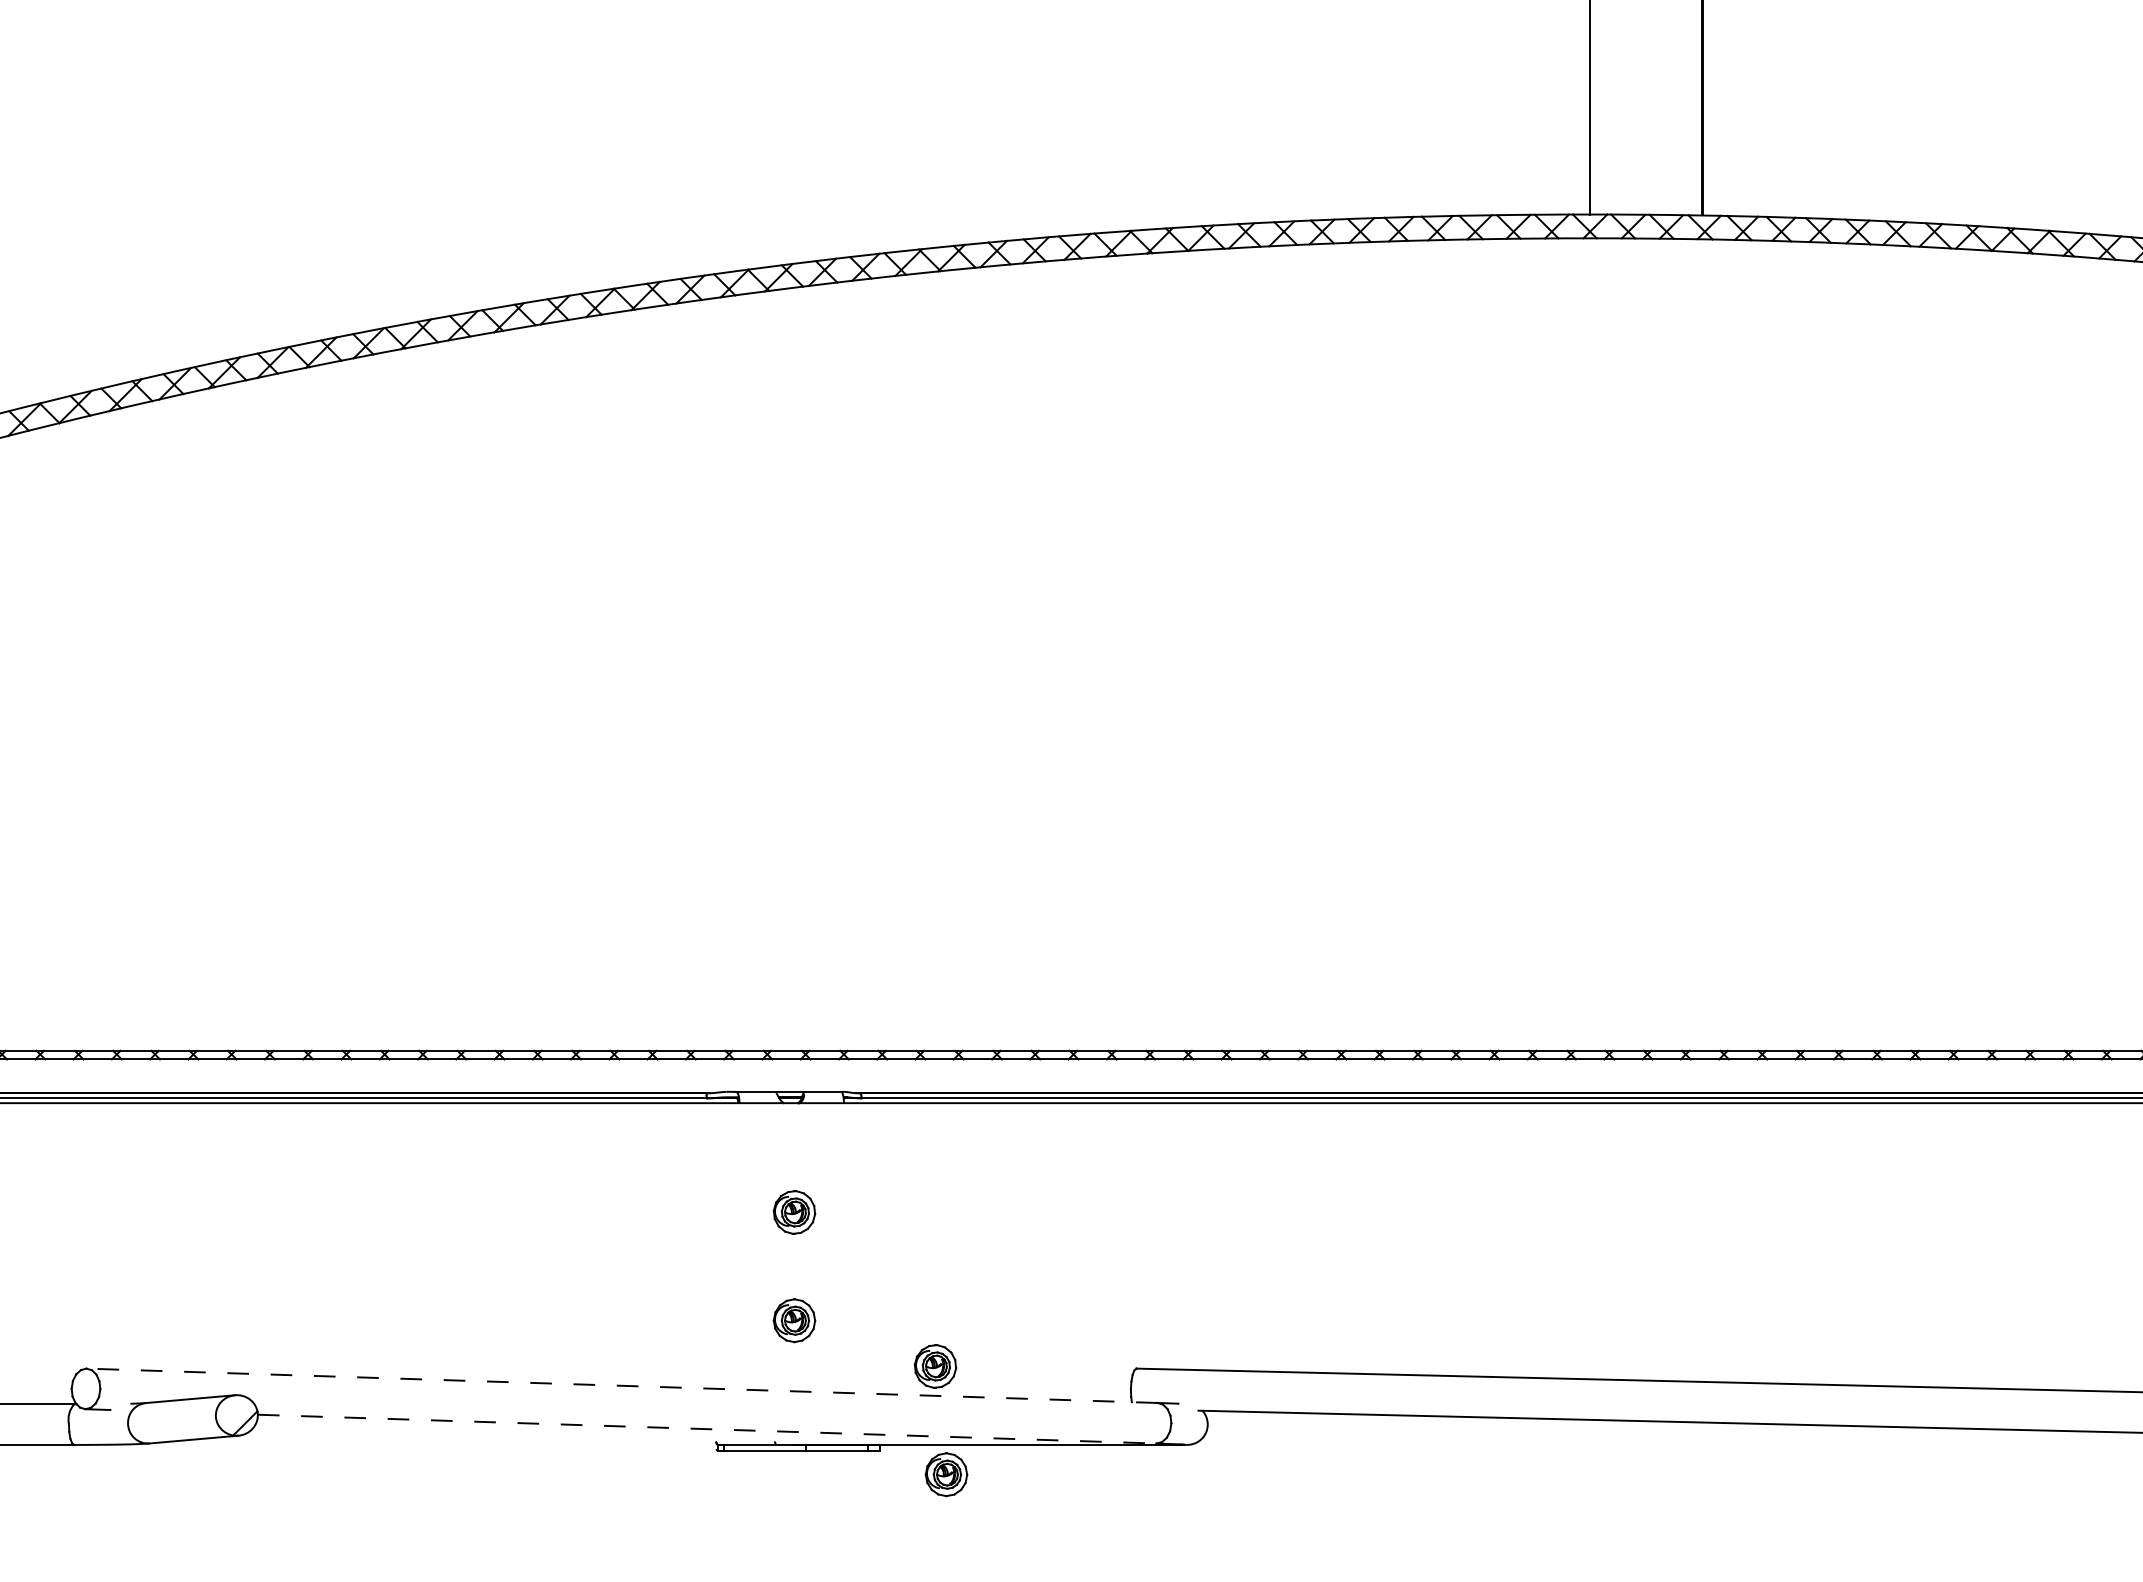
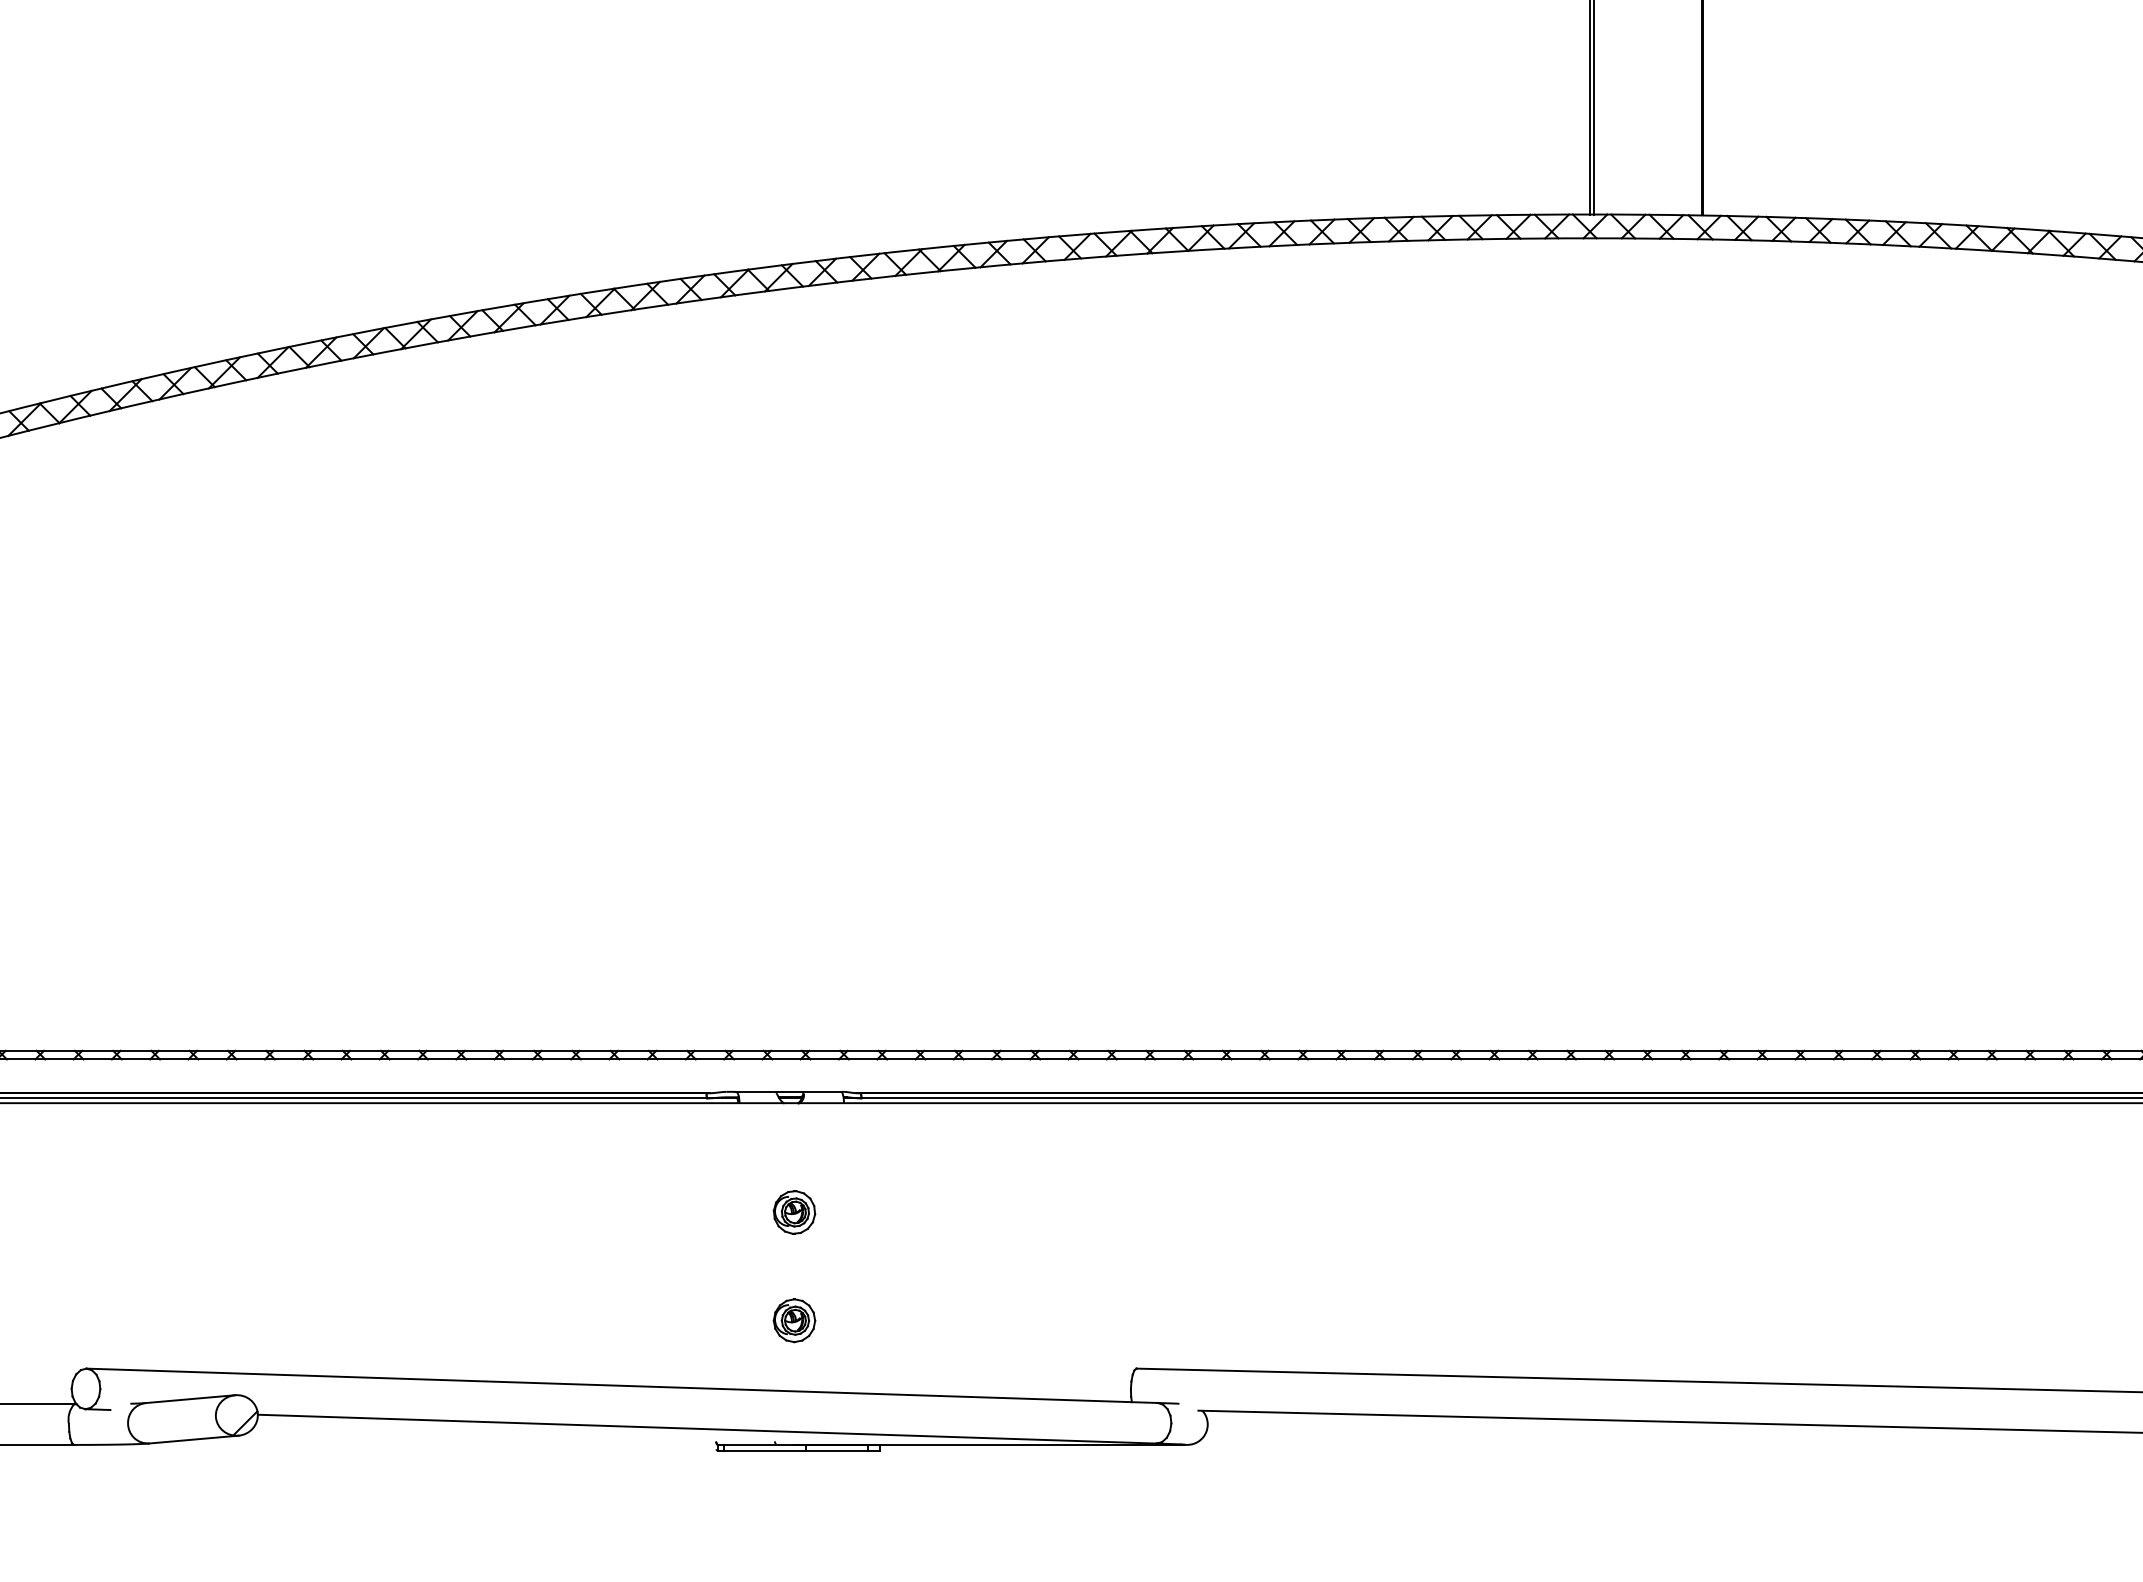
line: none -> present (1593, 108)
part: present -> none (935, 1366)
line: dashed -> solid (622, 1385)
line: dashed -> solid (707, 1429)
part: present -> none (946, 1474)
